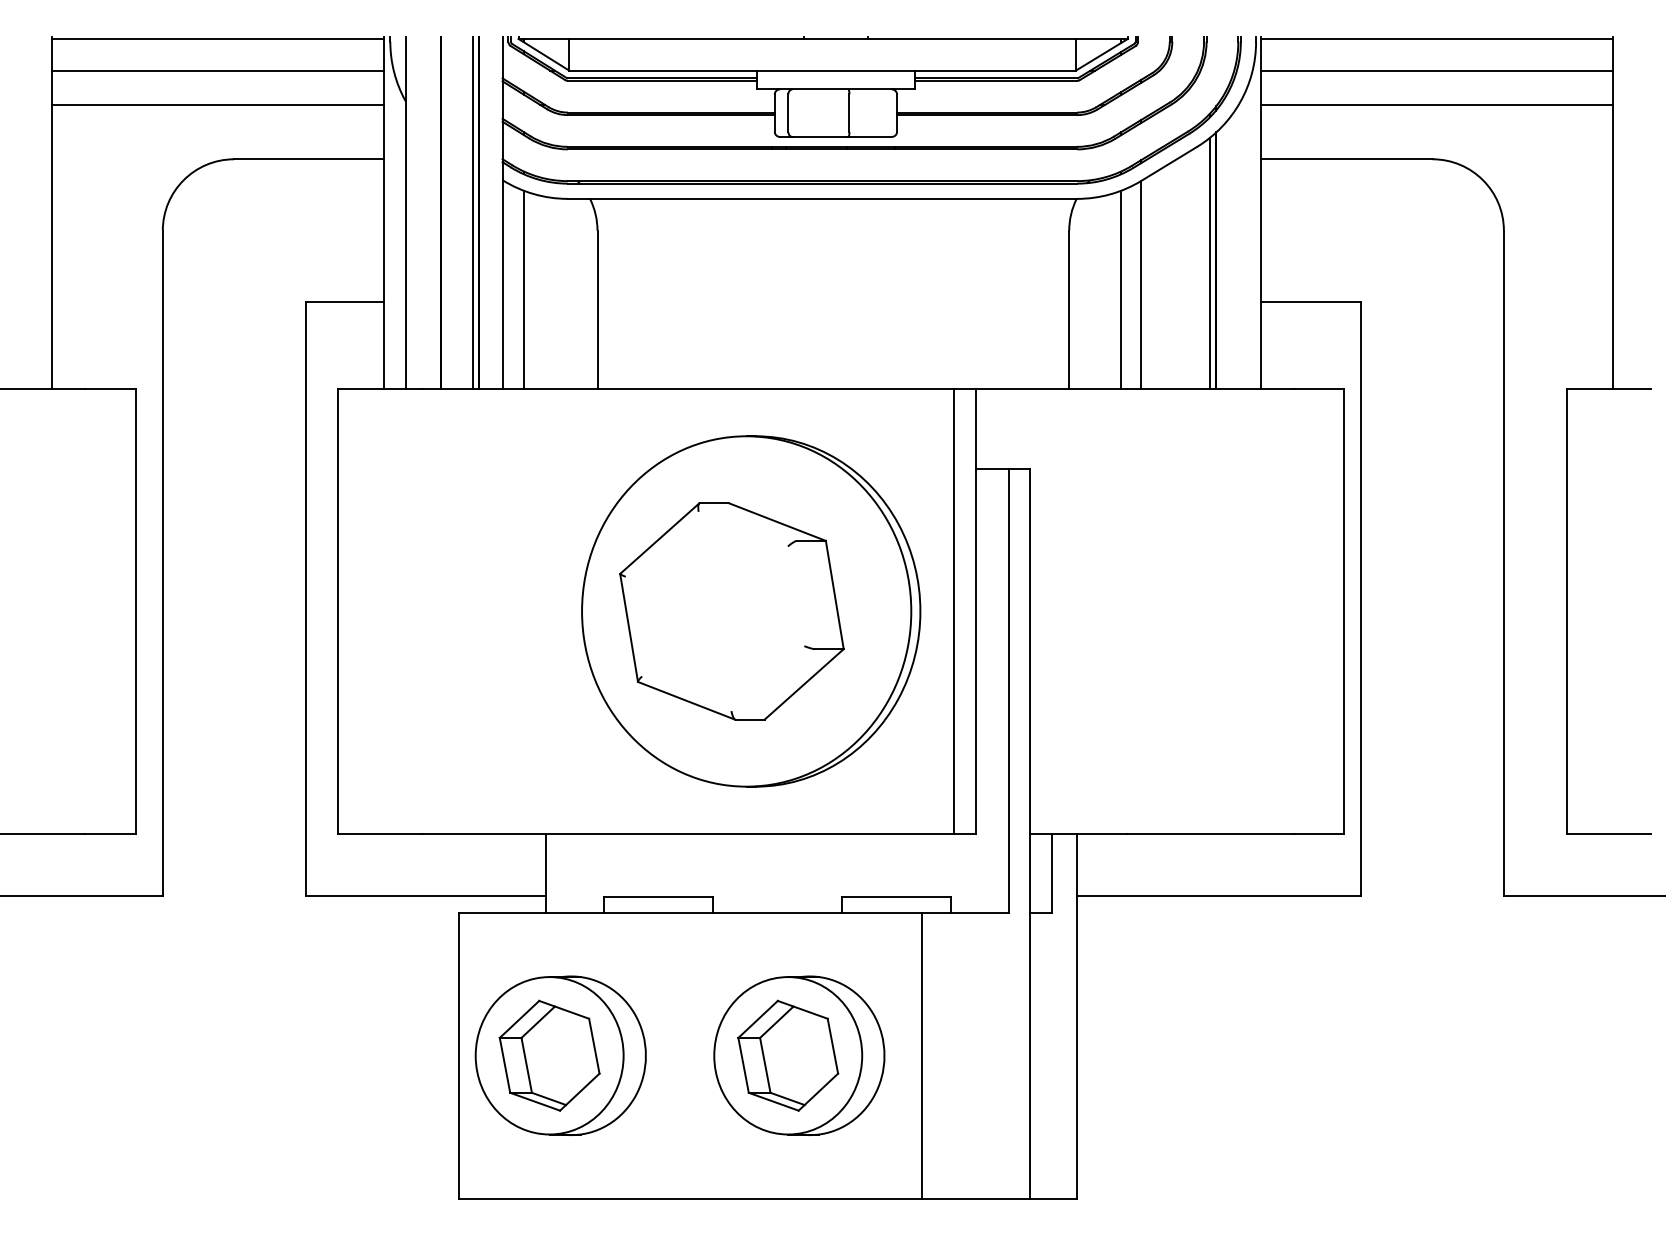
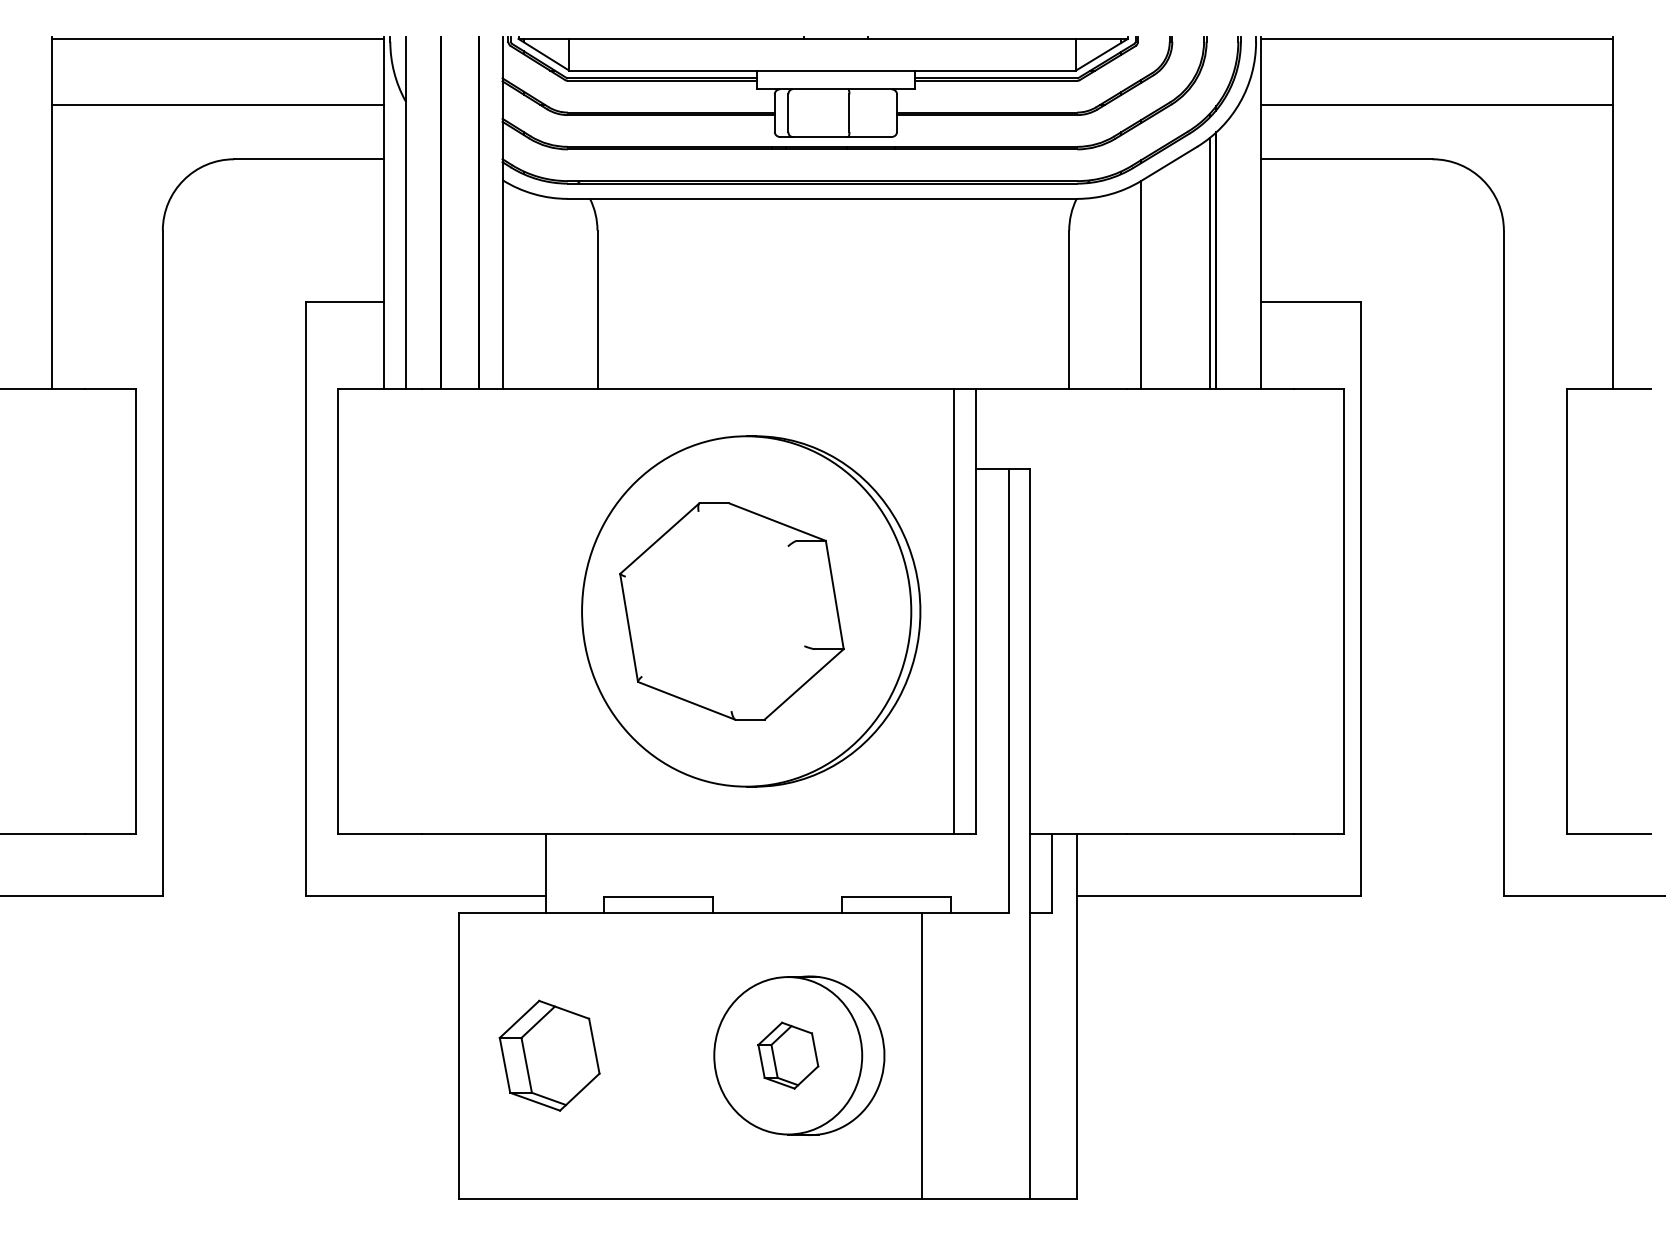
line: present -> none (218, 70)
line: present -> none (1436, 70)
line: present -> none (472, 213)
line: present -> none (523, 289)
line: present -> none (1121, 289)
part: present -> none (560, 1055)
part size: 103x113 px -> 63x69 px (788, 1055)
